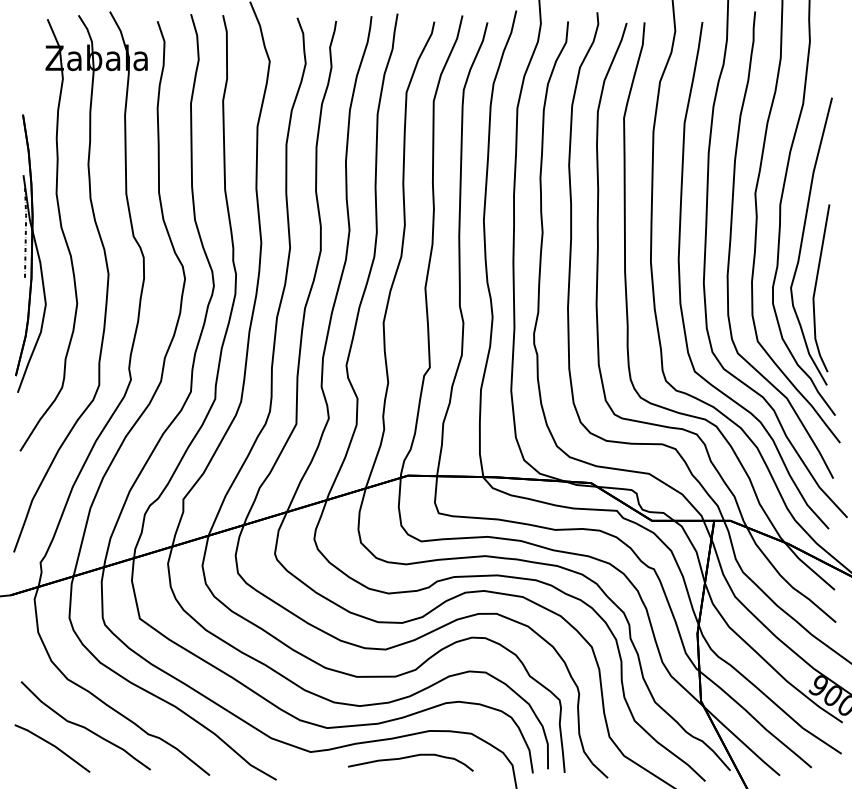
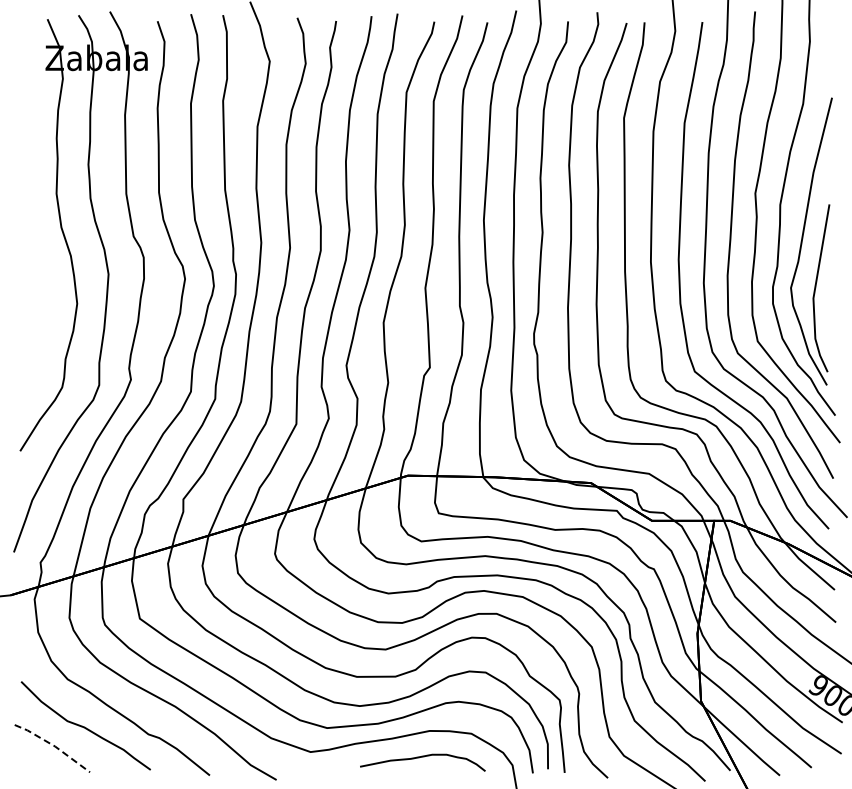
part: present -> none (30, 253)
line: solid -> dashed (54, 745)
curve position: (410, 757) -> (422, 757) (422, 757)
